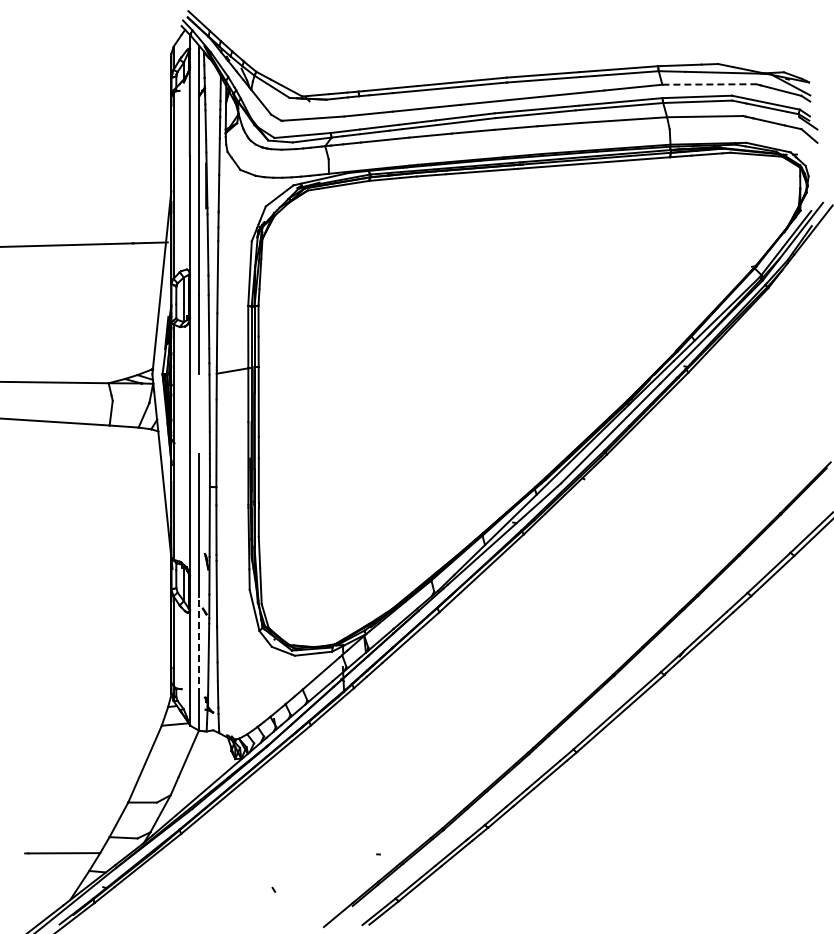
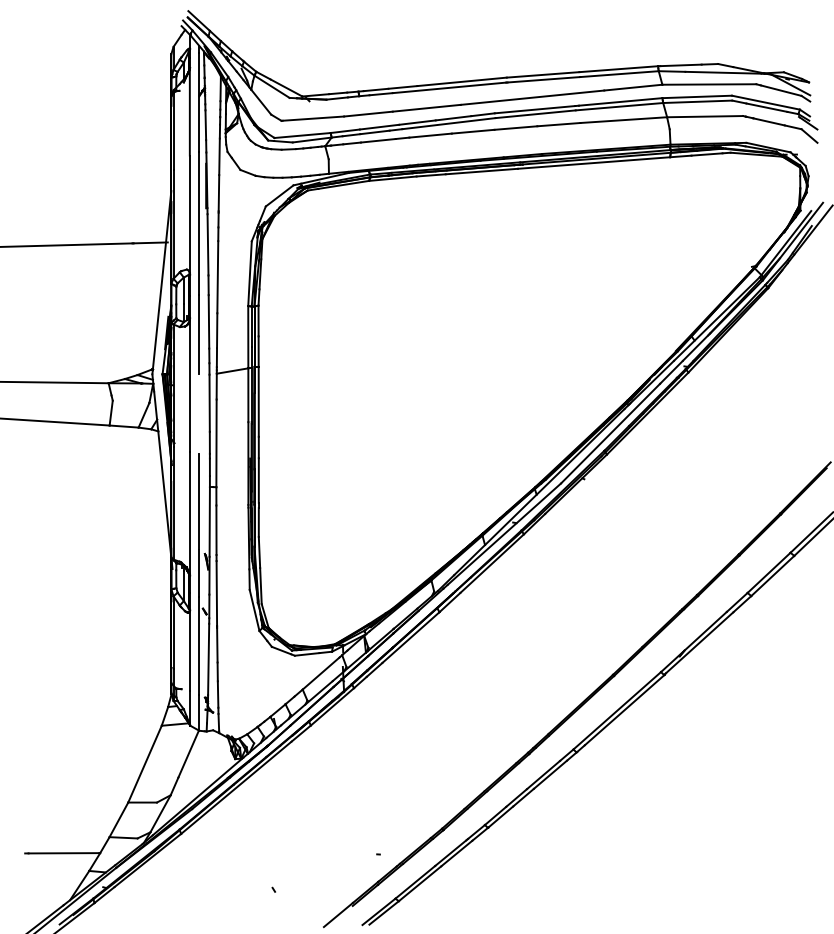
line: dashed -> solid (709, 84)
line: dashed -> solid (199, 645)
